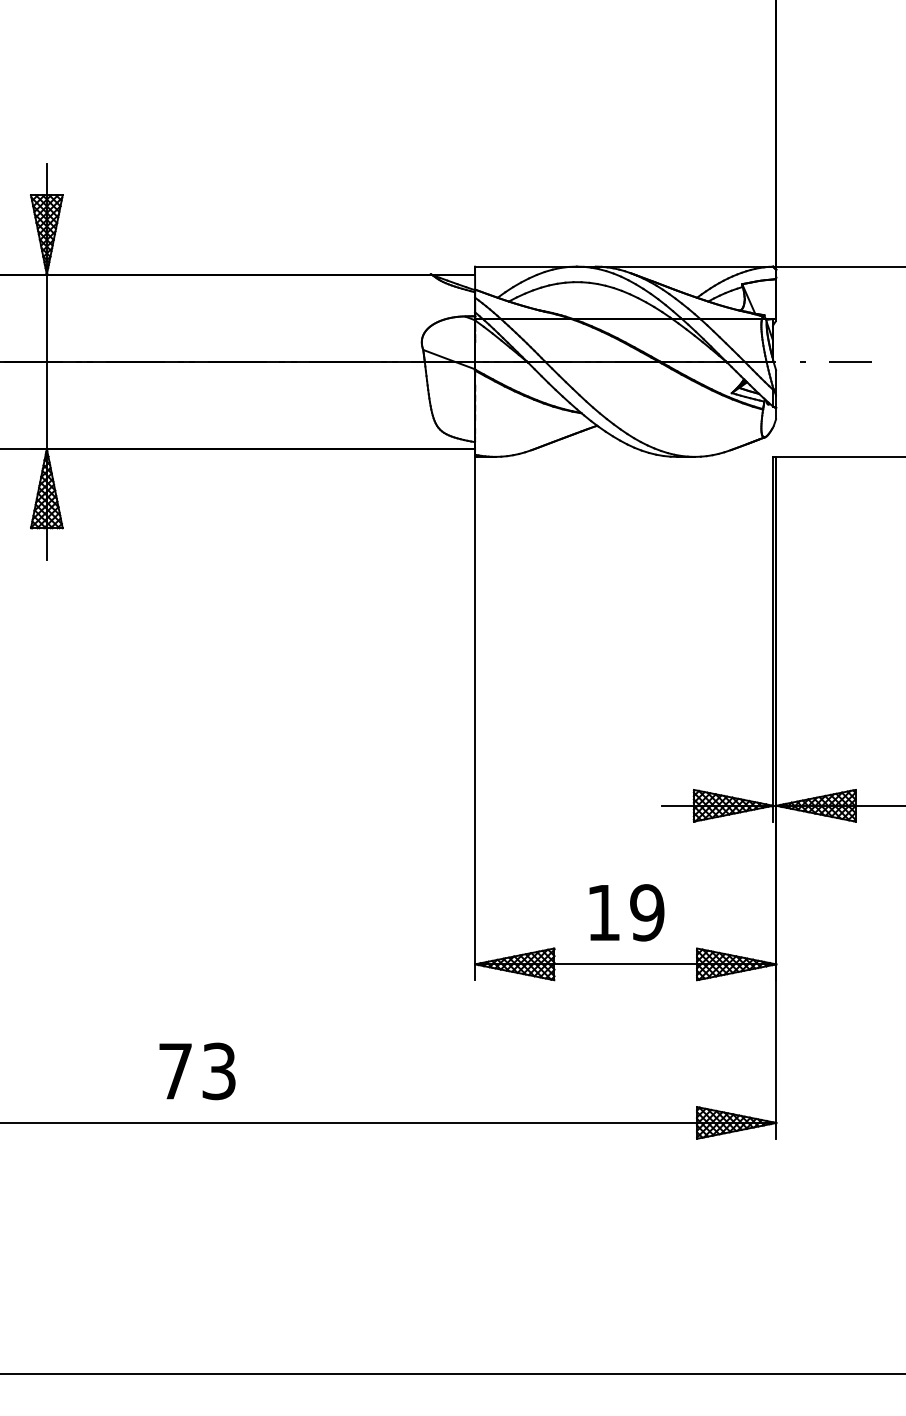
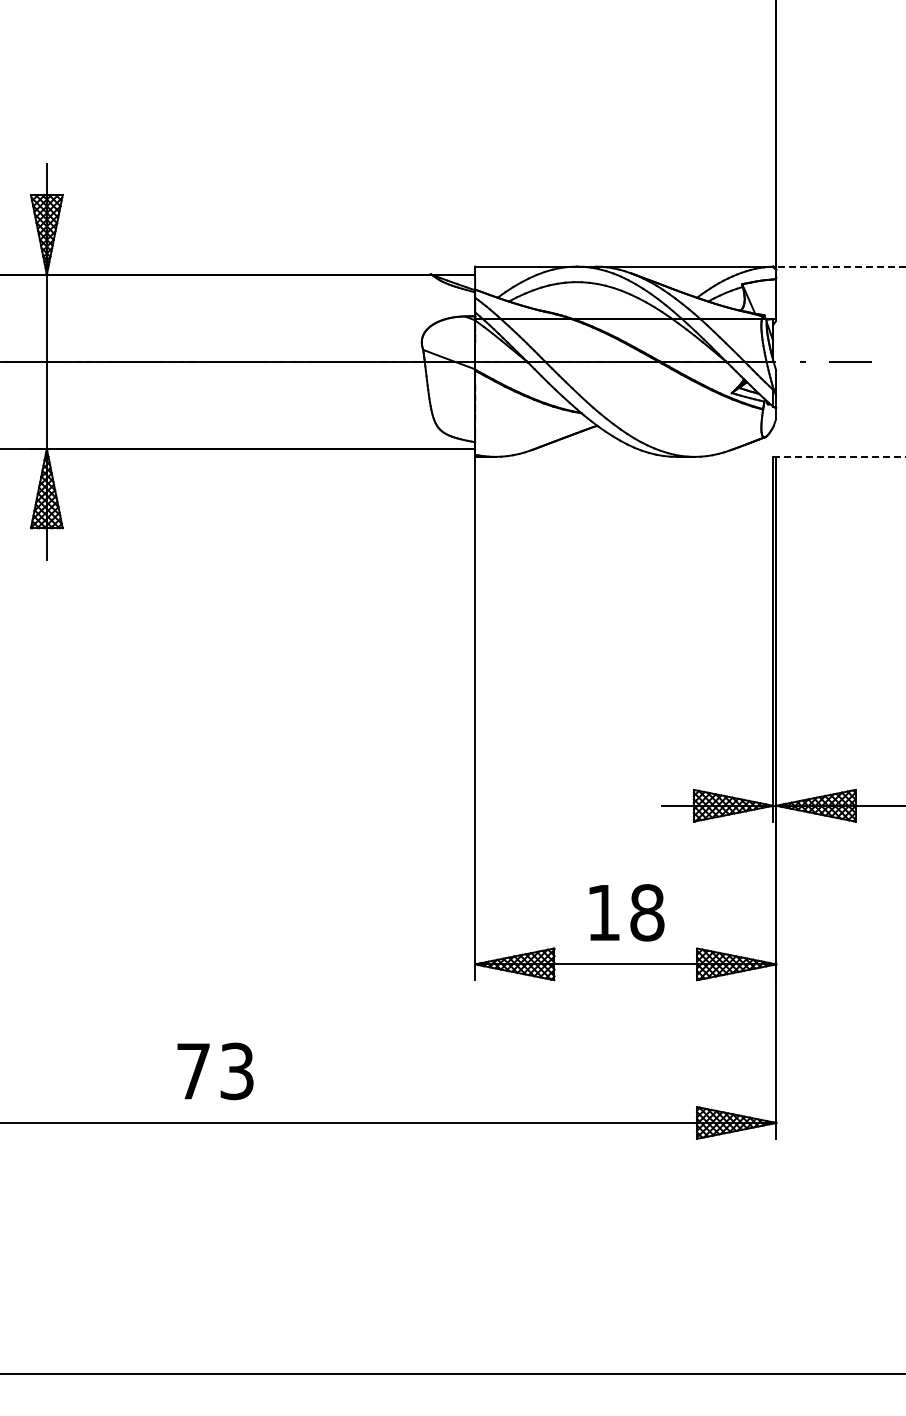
line: solid -> dashed (838, 266)
line: solid -> dashed (839, 456)
text: 19 -> 18 (647, 912)
text position: (197, 1071) -> (215, 1071) (215, 1071)
